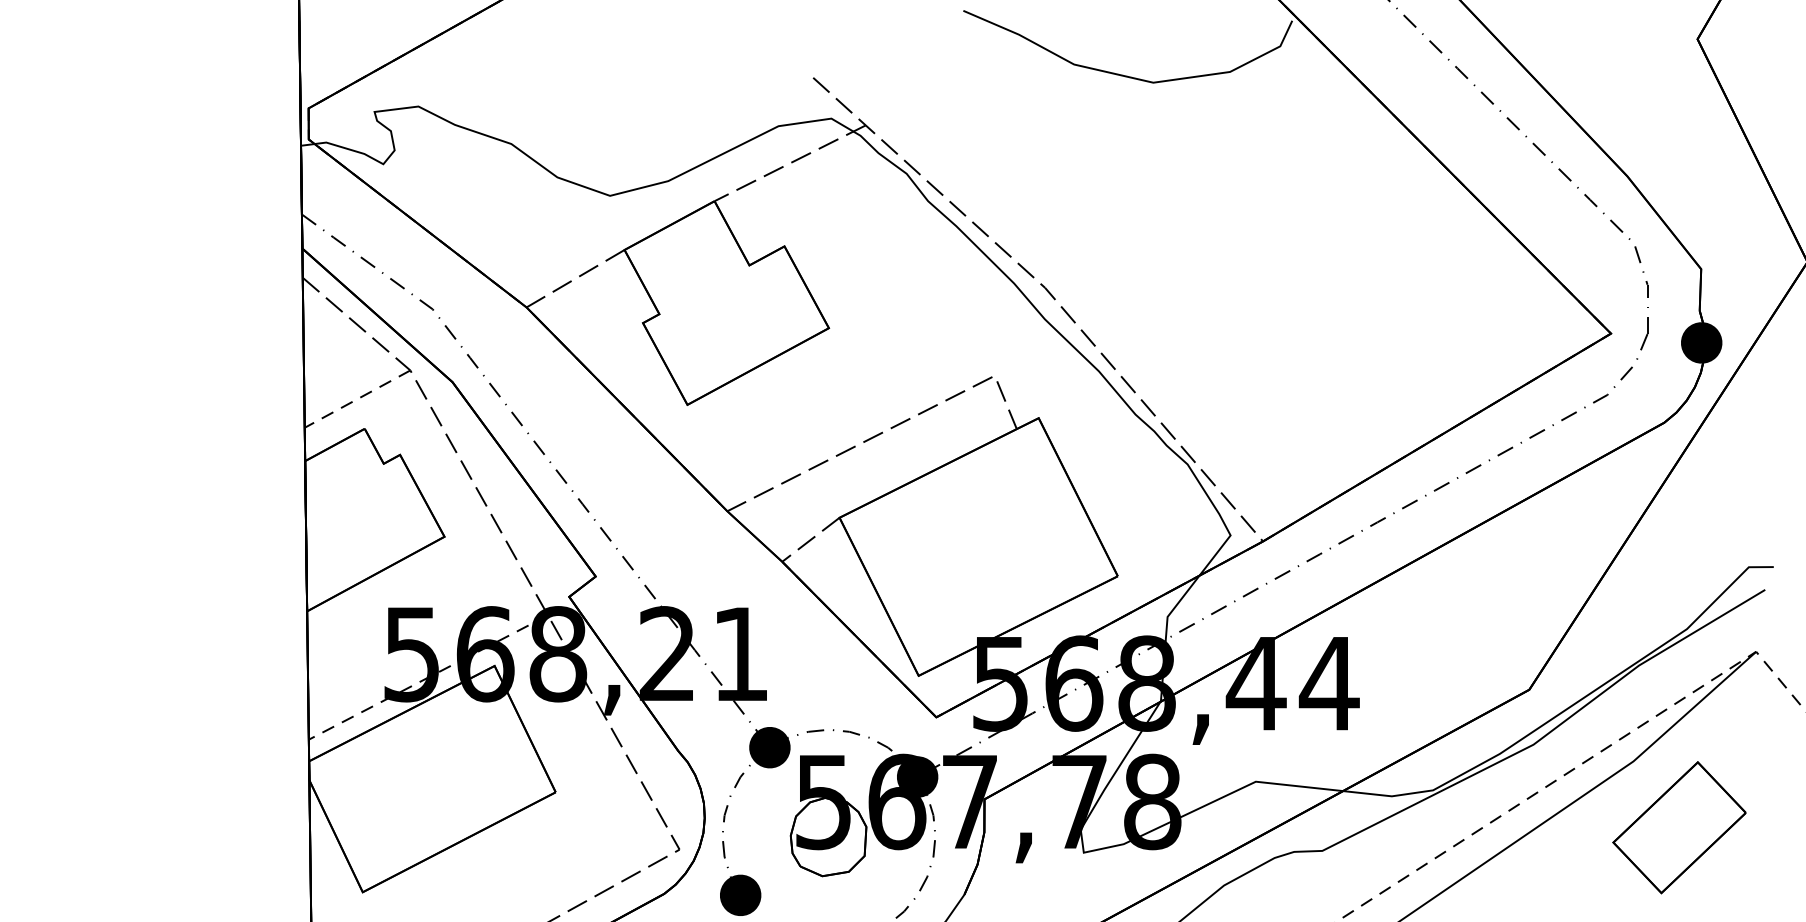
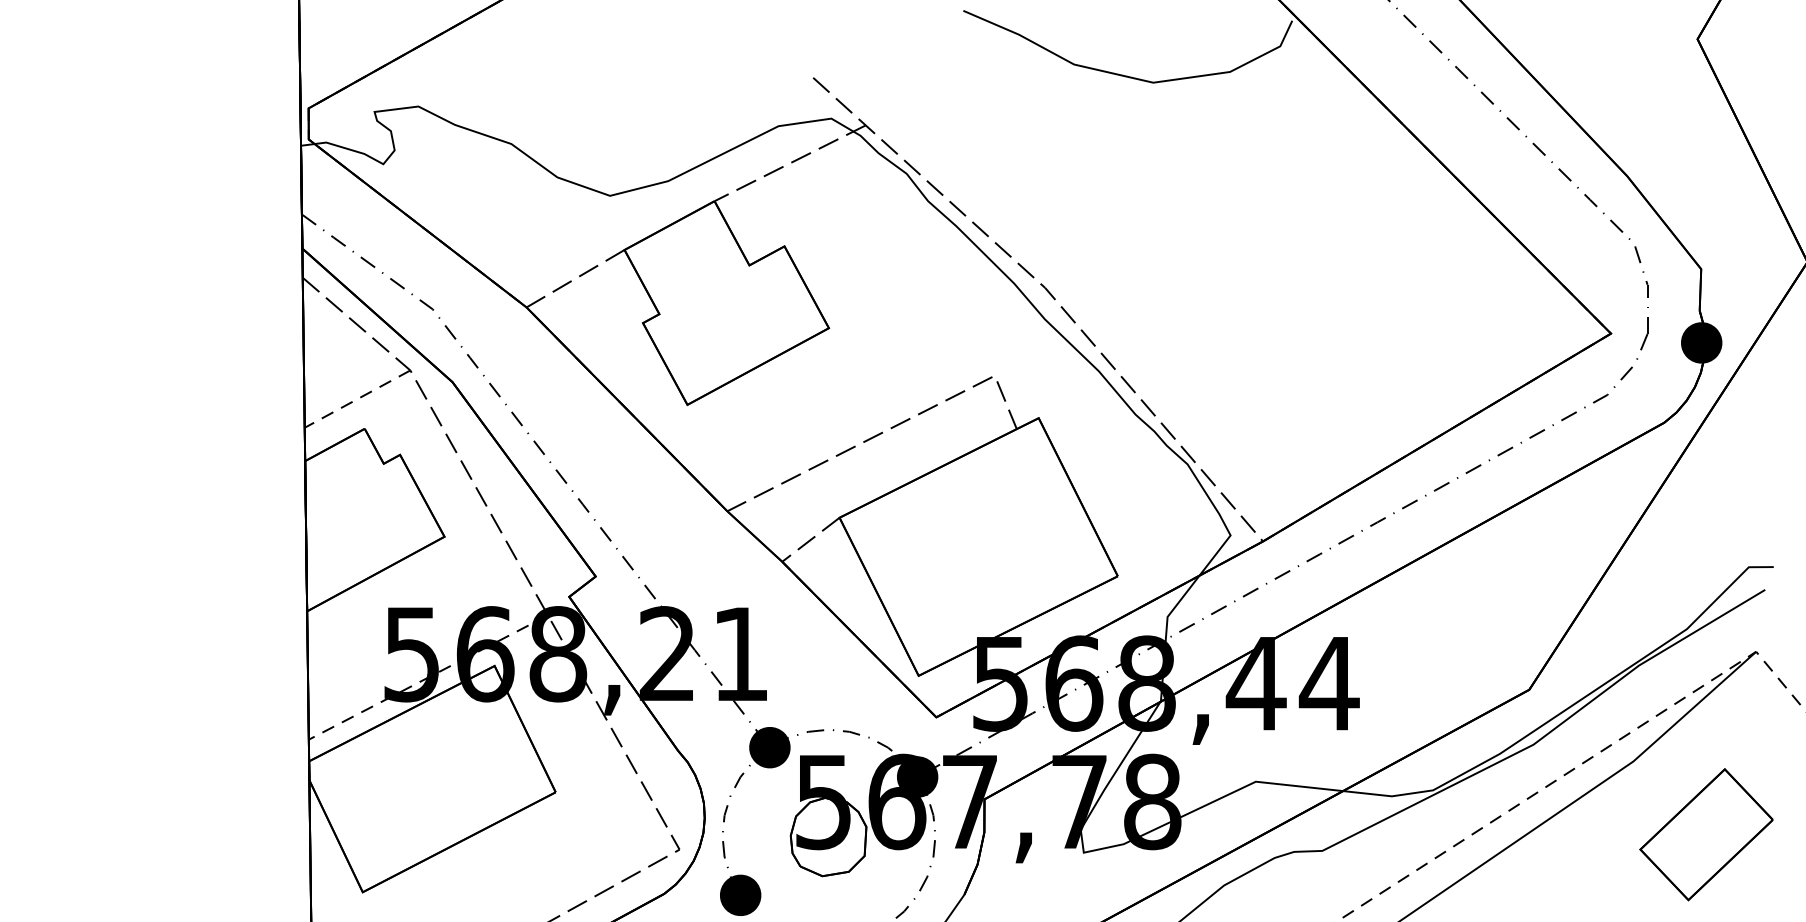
part position: (1679, 827) -> (1706, 834) (1706, 834)
